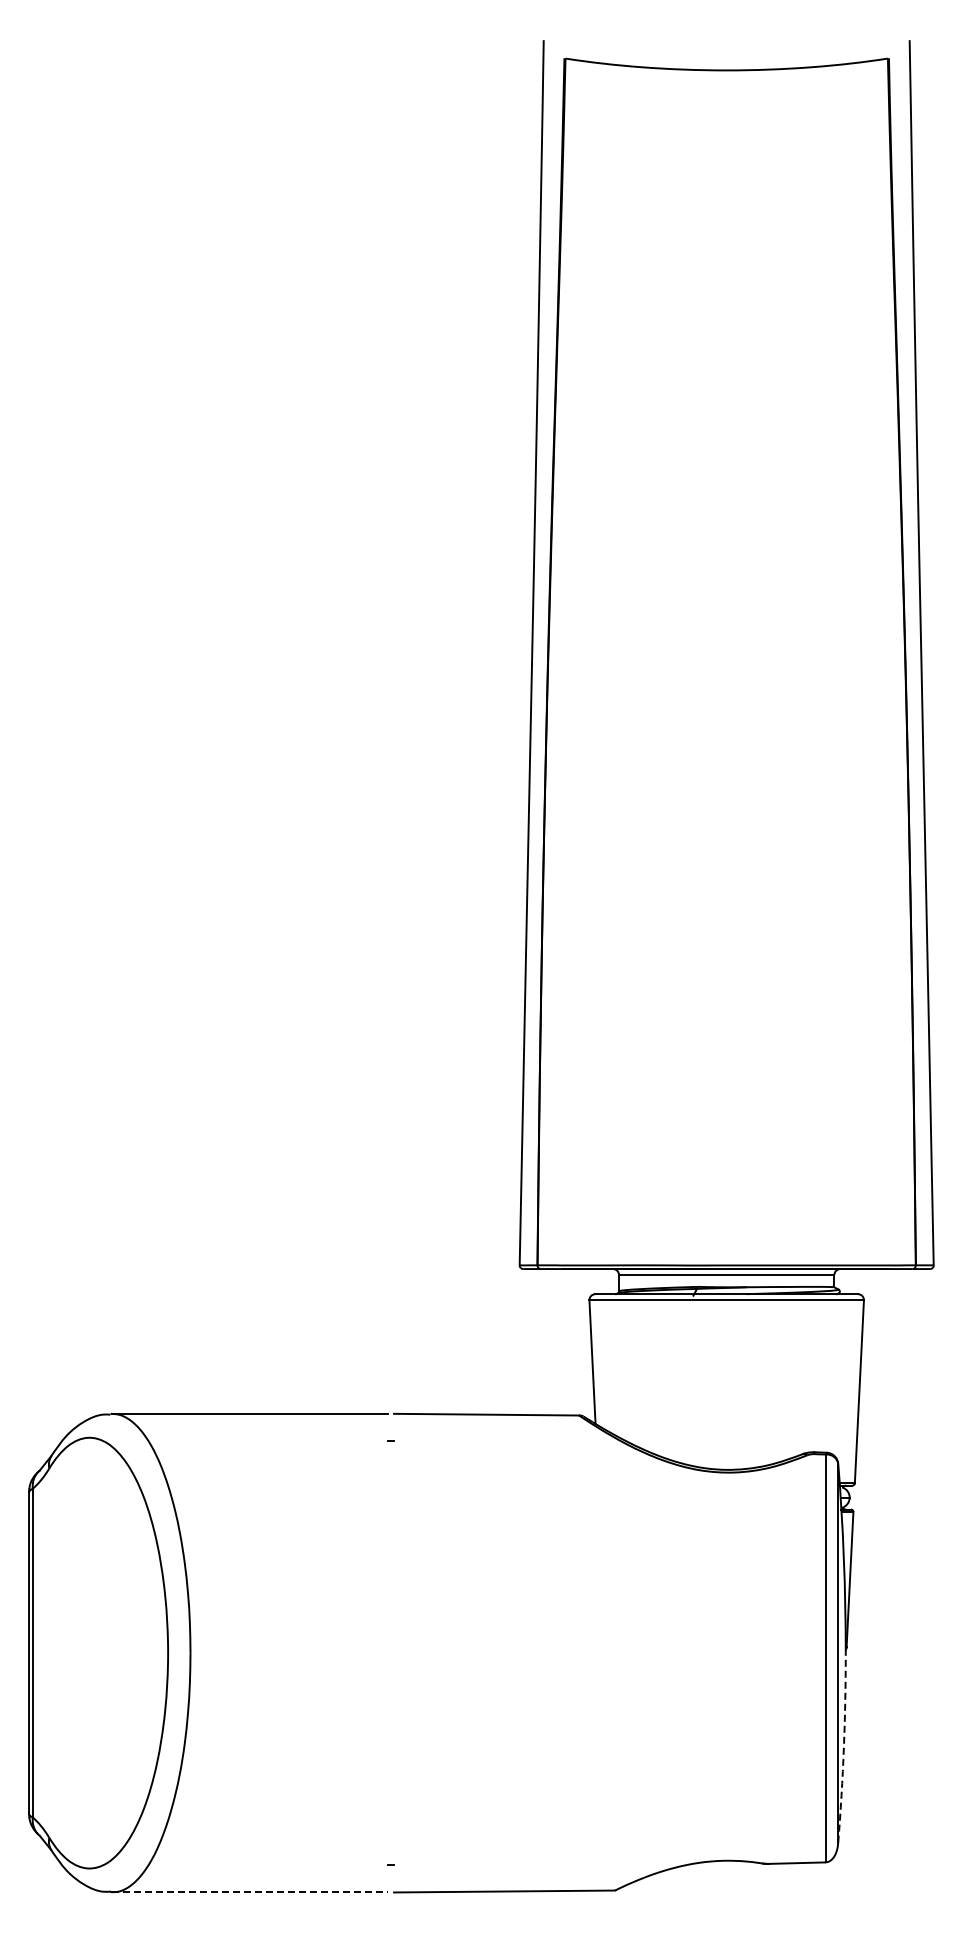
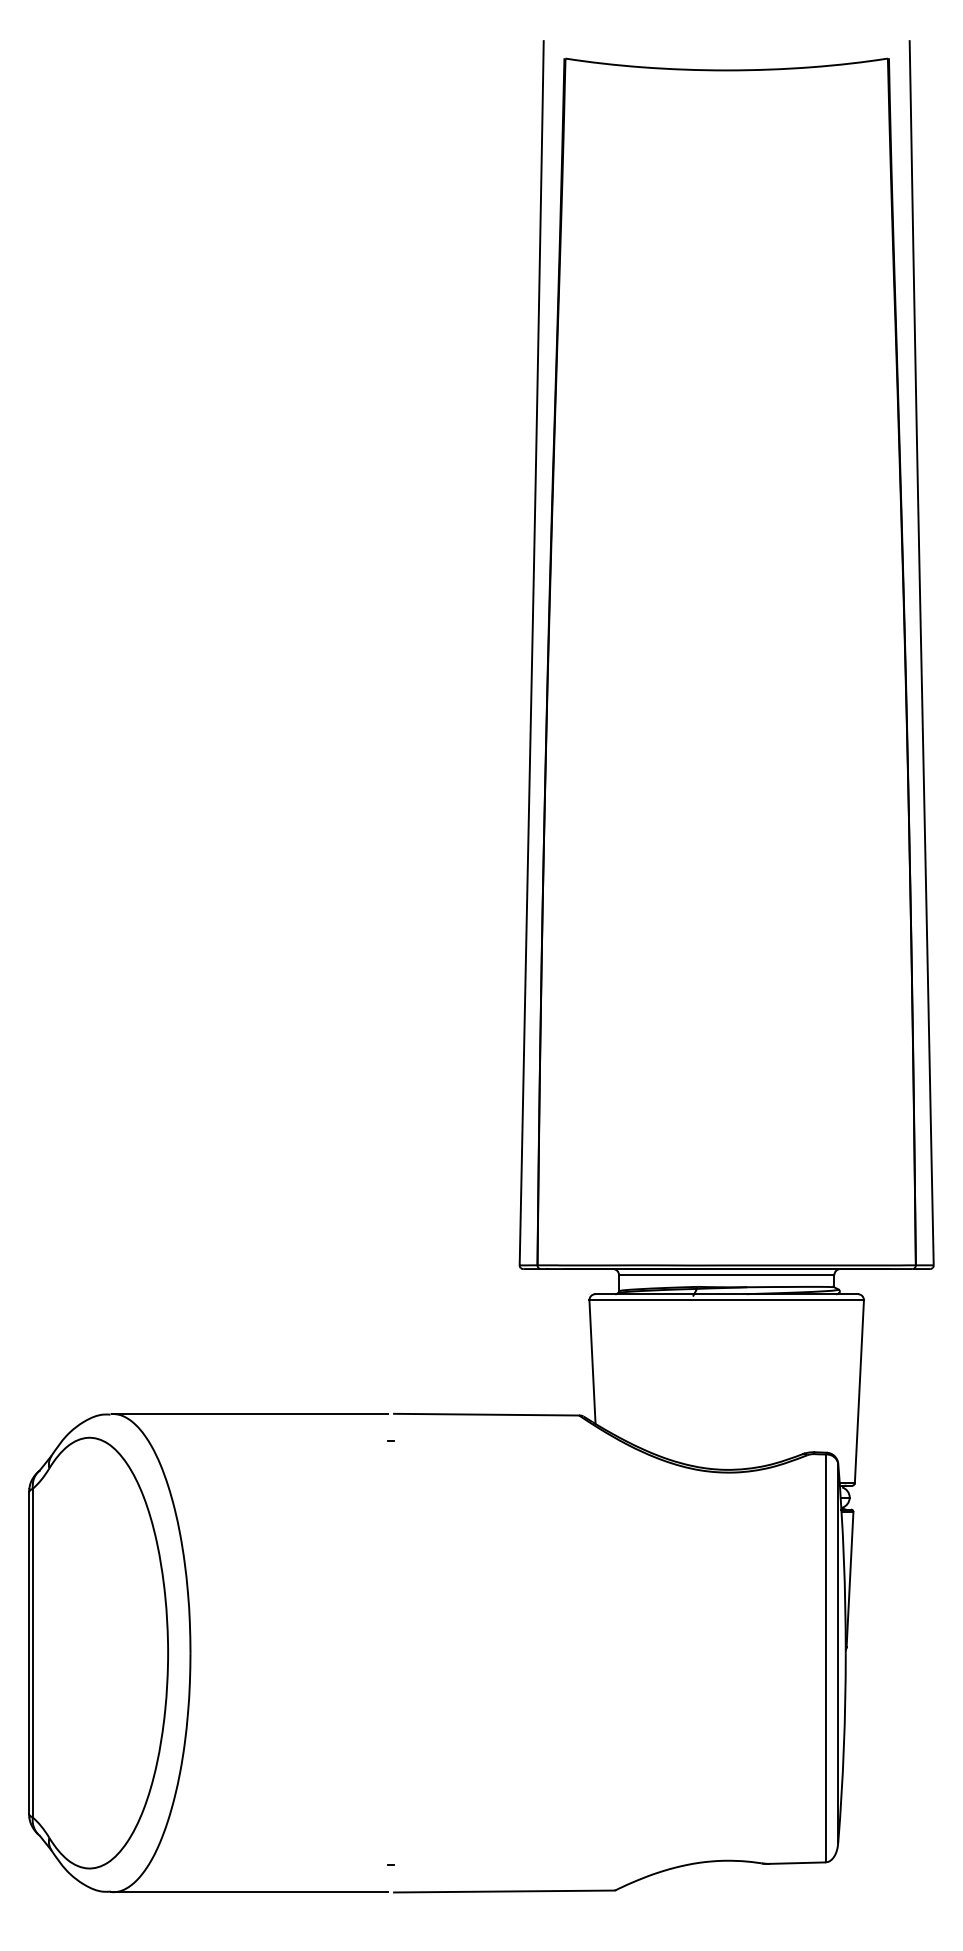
arc: dashed -> solid (843, 1747)
line: dashed -> solid (250, 1892)
